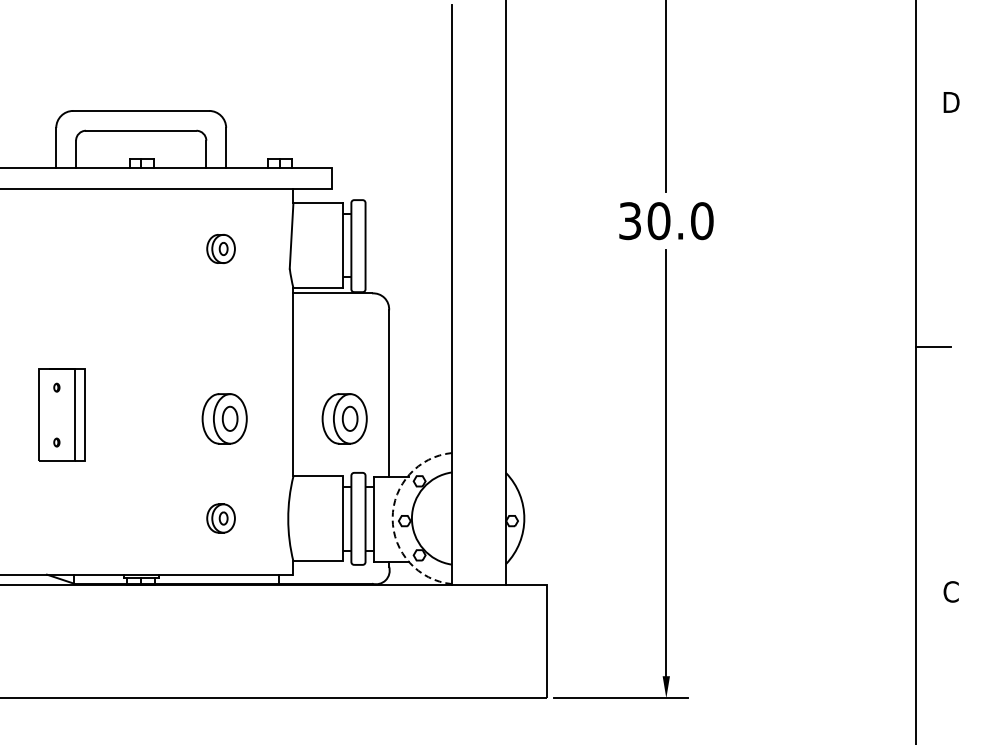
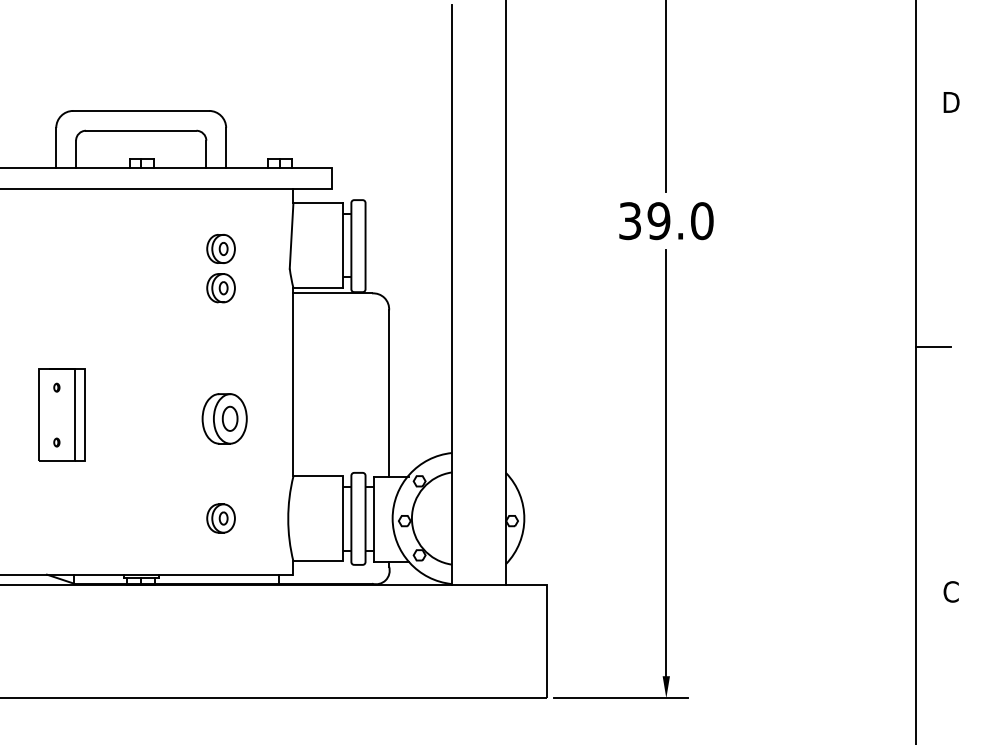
text: 30.0 -> 39.0 (658, 221)
part: none -> present (220, 288)
part: present -> none (344, 418)
arc: dashed -> solid (392, 518)
